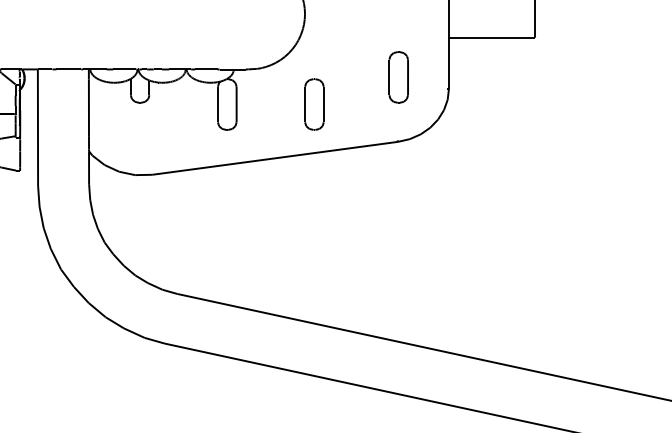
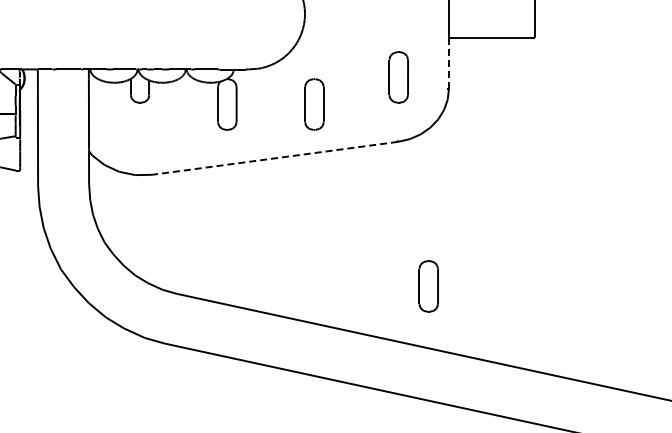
line: solid -> dashed (448, 62)
line: solid -> dashed (275, 158)
part: none -> present (428, 286)
